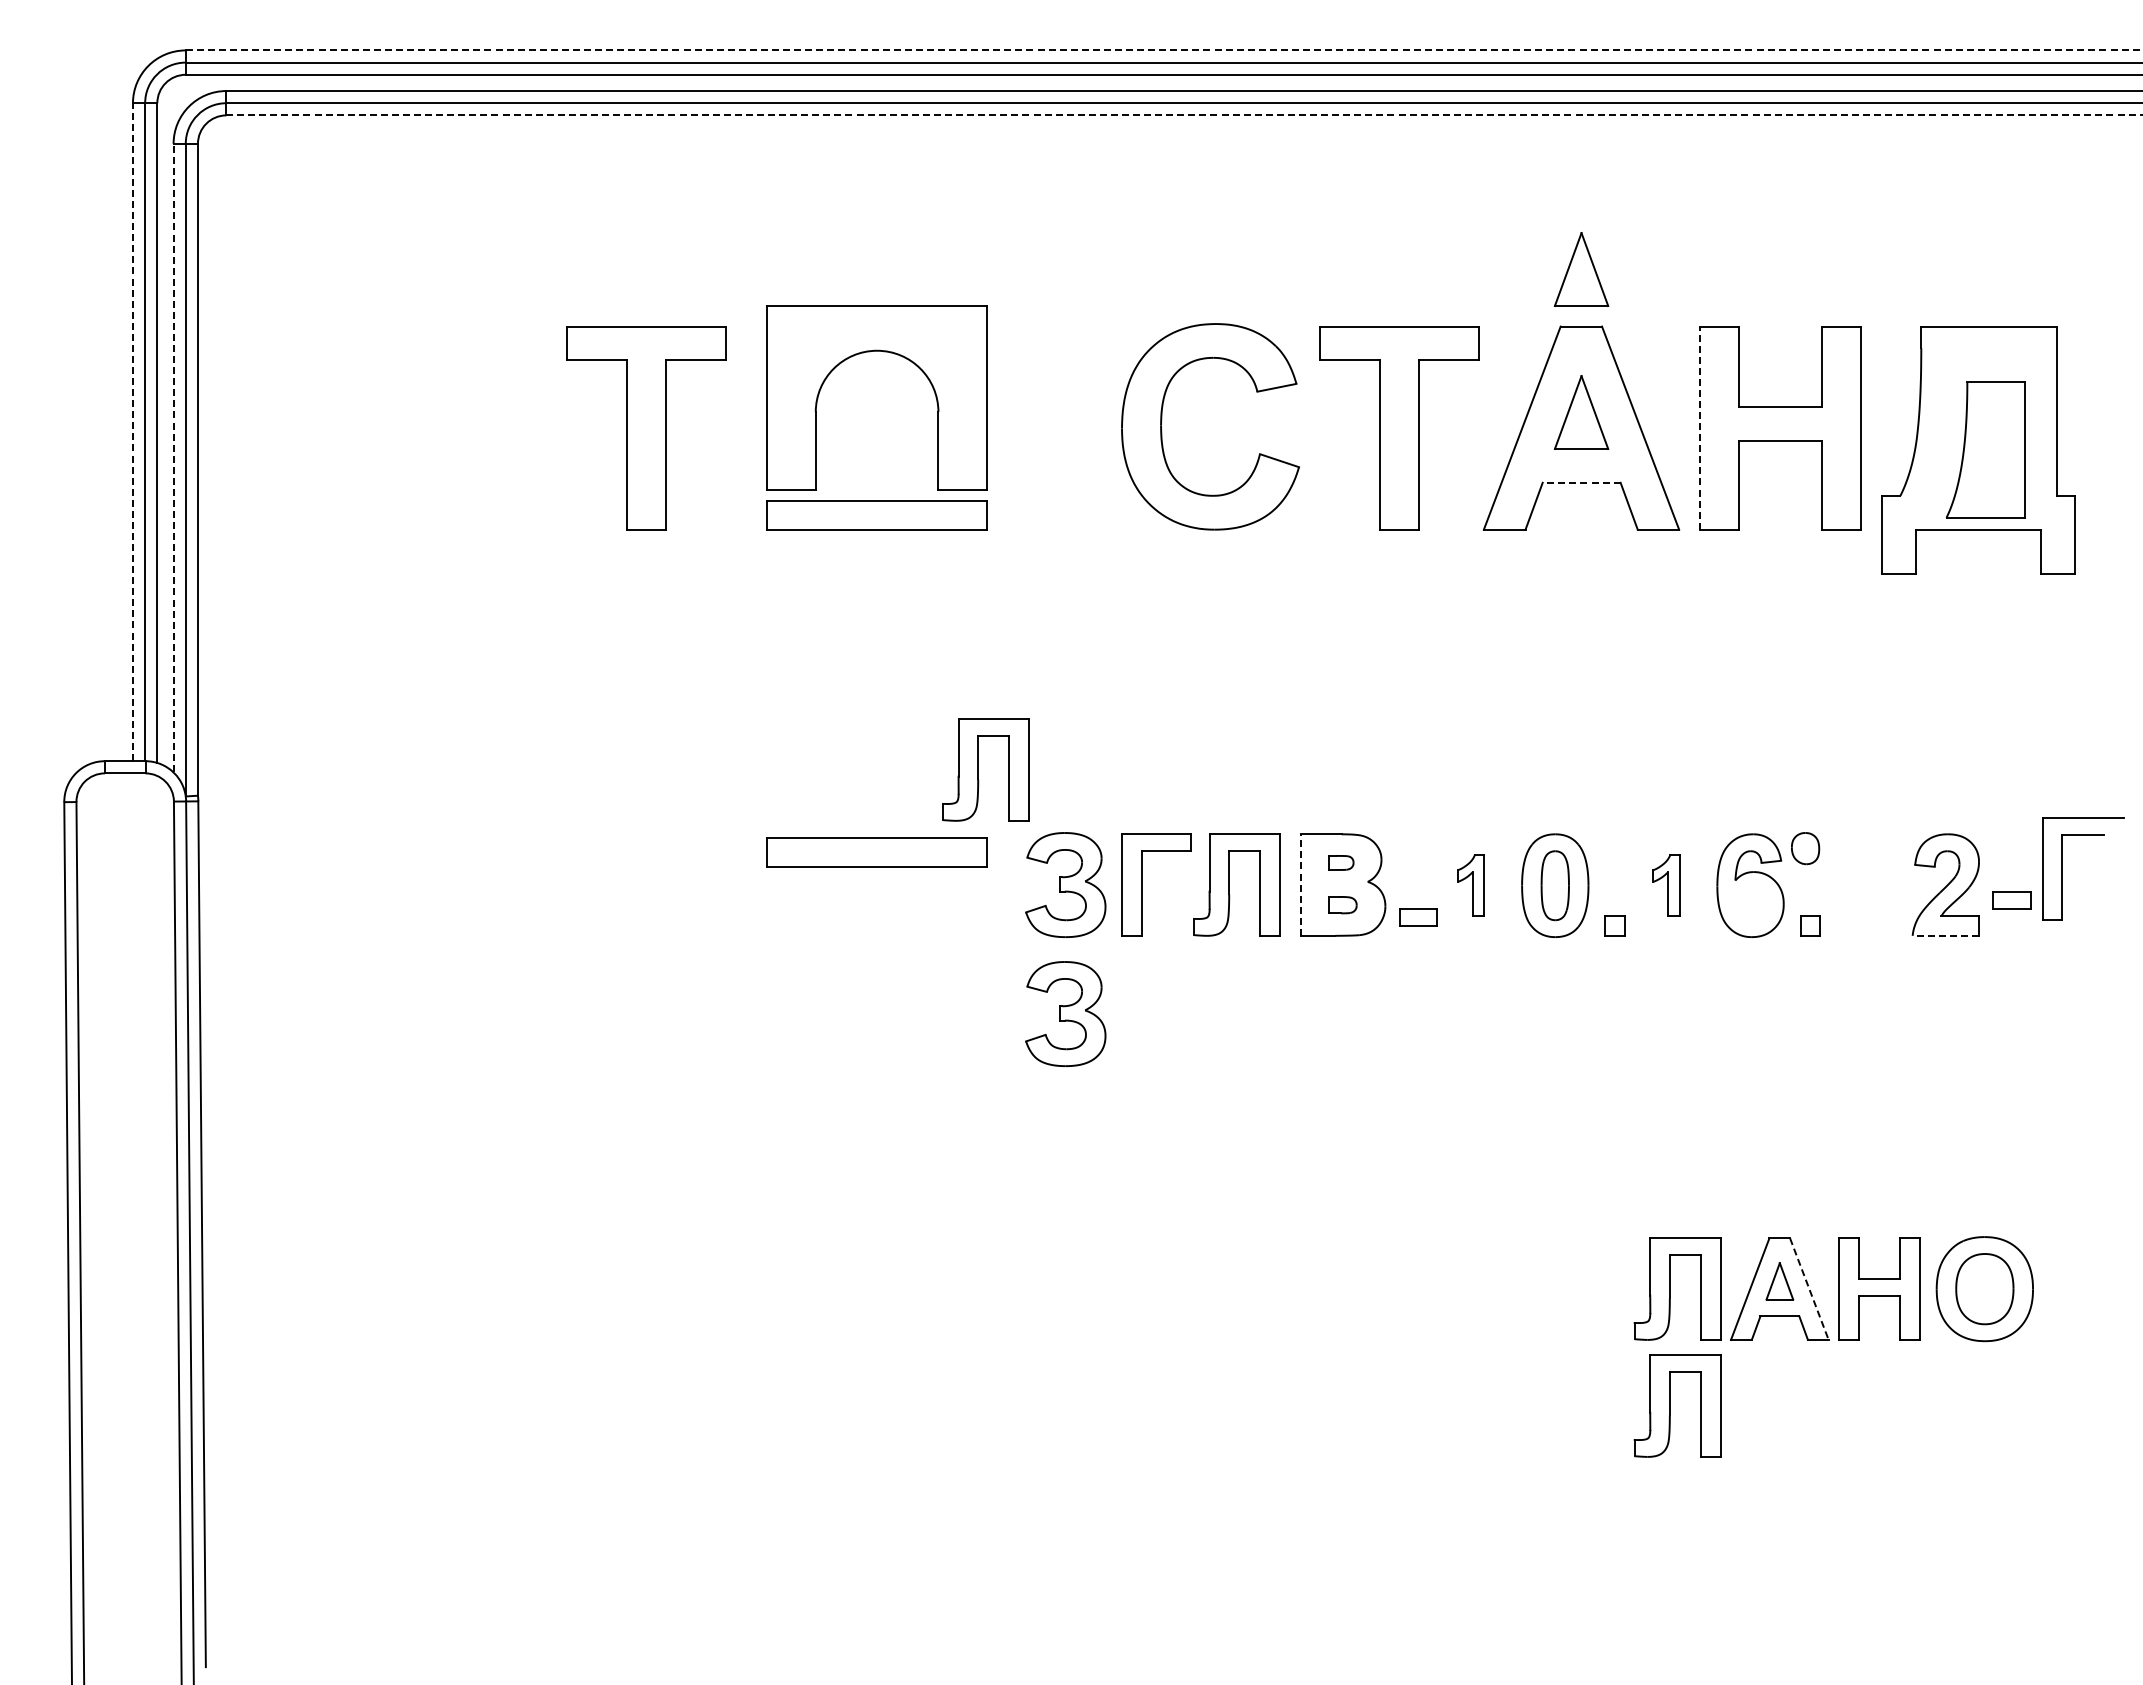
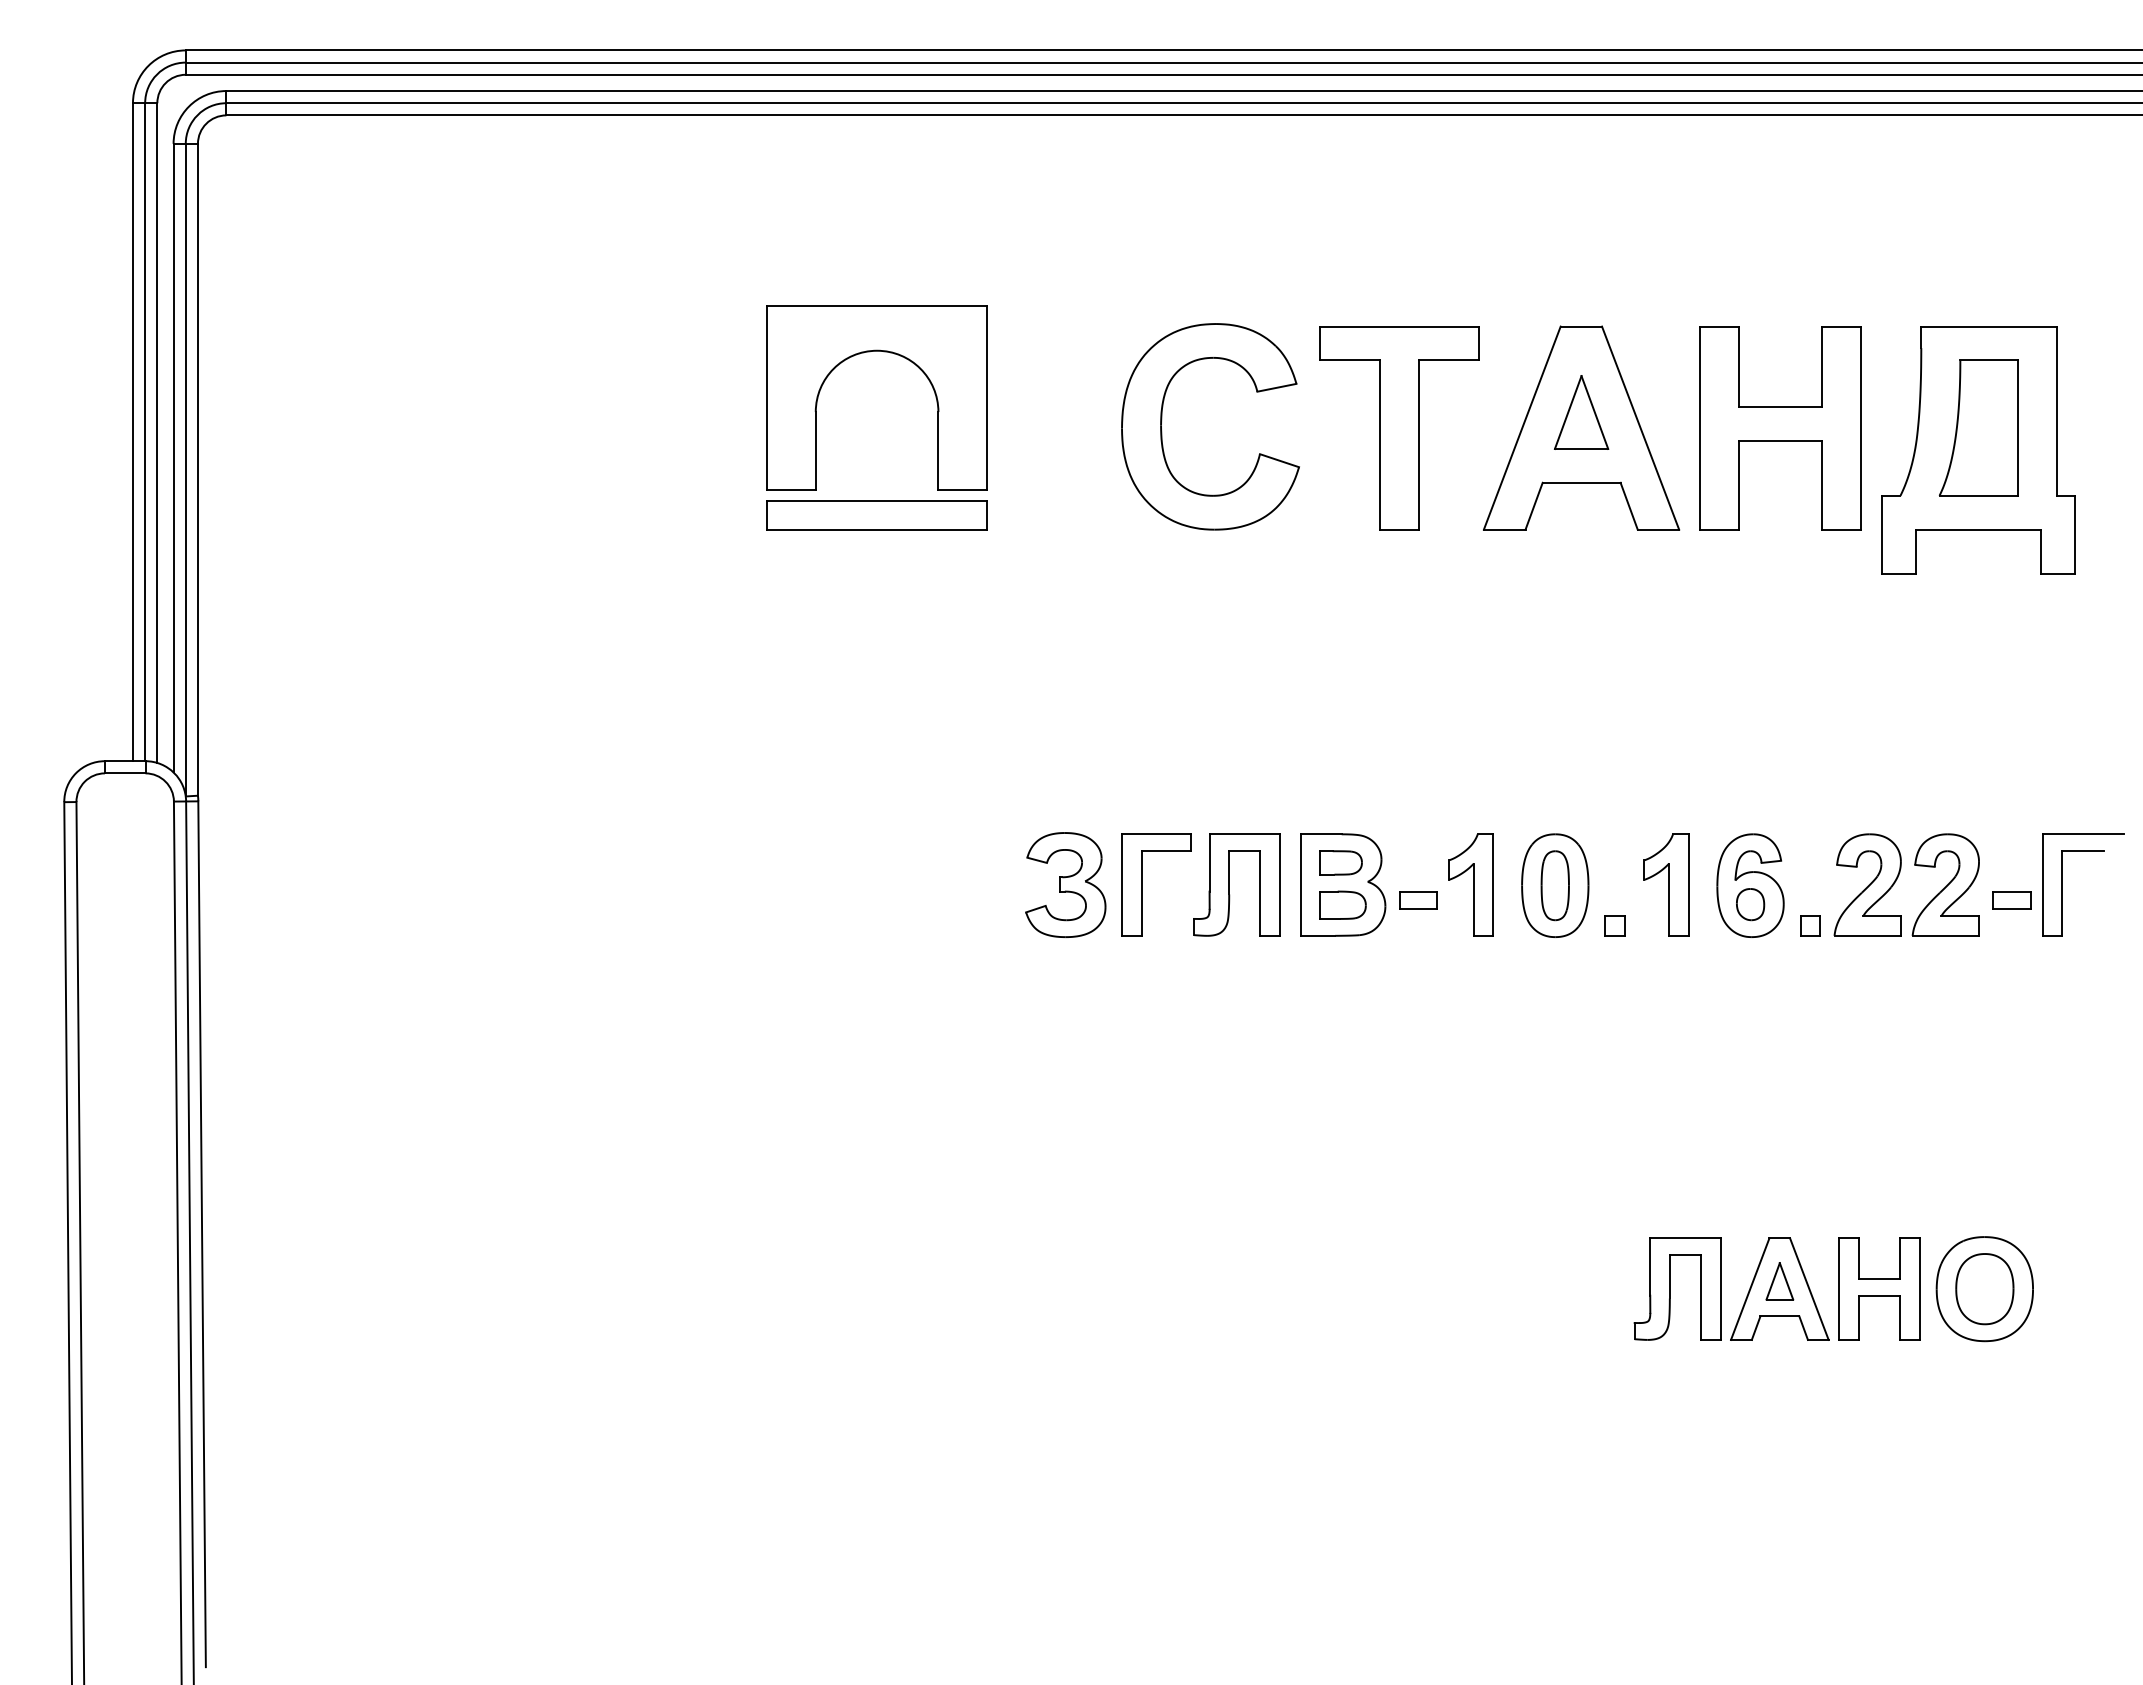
line: dashed -> solid (1164, 50)
line: dashed -> solid (1184, 115)
part: present -> none (1581, 269)
part: present -> none (646, 428)
line: dashed -> solid (1699, 428)
line: dashed -> solid (132, 432)
part position: (1985, 449) -> (1978, 427) (1978, 427)
line: dashed -> solid (173, 457)
line: dashed -> solid (1581, 482)
part: present -> none (978, 769)
part position: (1805, 848) -> (1750, 904) (1750, 904)
part: present -> none (876, 852)
part size: 27x16 px -> 44x26 px (1340, 862)
part position: (2062, 868) -> (2062, 884) (2062, 884)
part: none -> present (1867, 884)
line: dashed -> solid (1300, 885)
part size: 28x63 px -> 46x104 px (1470, 884)
part size: 29x63 px -> 47x104 px (1666, 884)
part size: 30x19 px -> 48x30 px (1342, 904)
part position: (1418, 917) -> (1418, 900) (1418, 900)
line: dashed -> solid (1945, 935)
part: present -> none (1065, 1013)
line: dashed -> solid (1809, 1289)
part: present -> none (1670, 1405)
